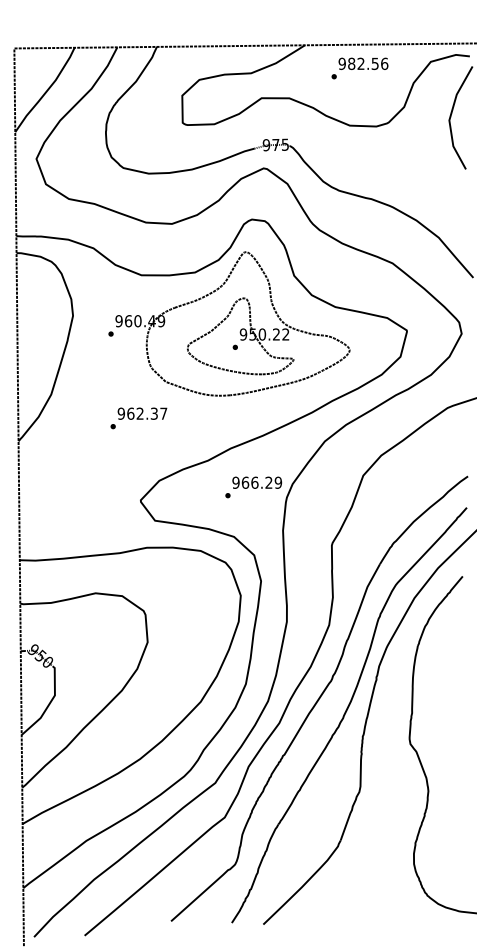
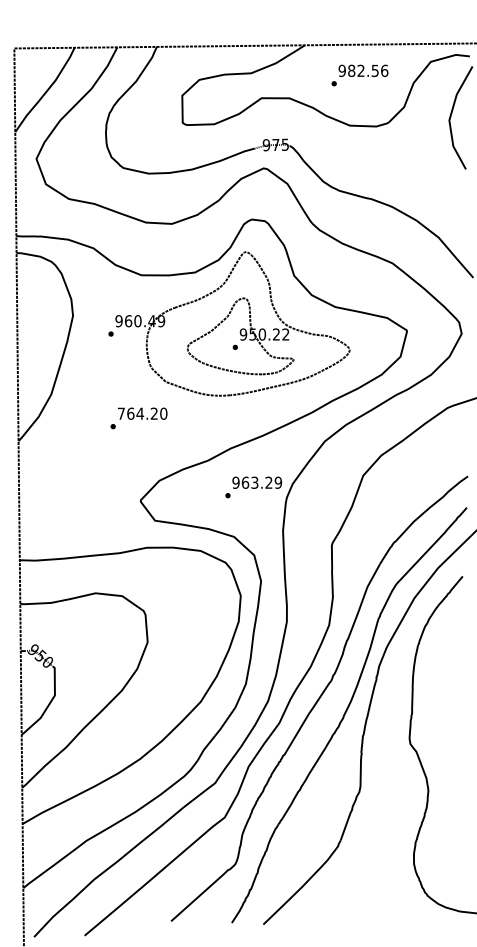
text position: (359, 68) -> (359, 75) (359, 75)
text: 962.37 -> 764.20 (142, 413)
text: 966.29 -> 963.29 (254, 482)
